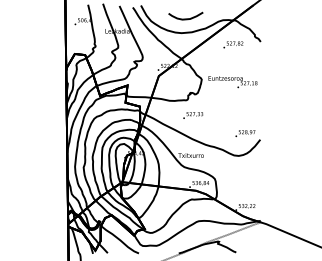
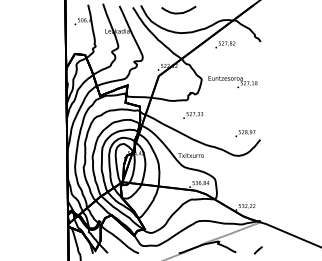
curve position: (185, 18) -> (178, 12) (178, 12)
text position: (233, 44) -> (225, 44) (225, 44)
line: none -> present (257, 250)
